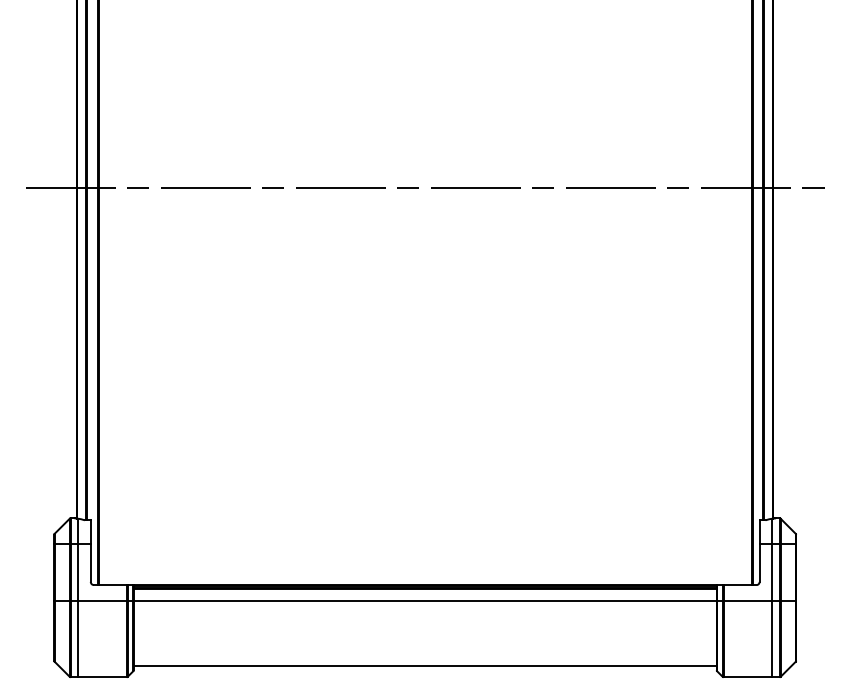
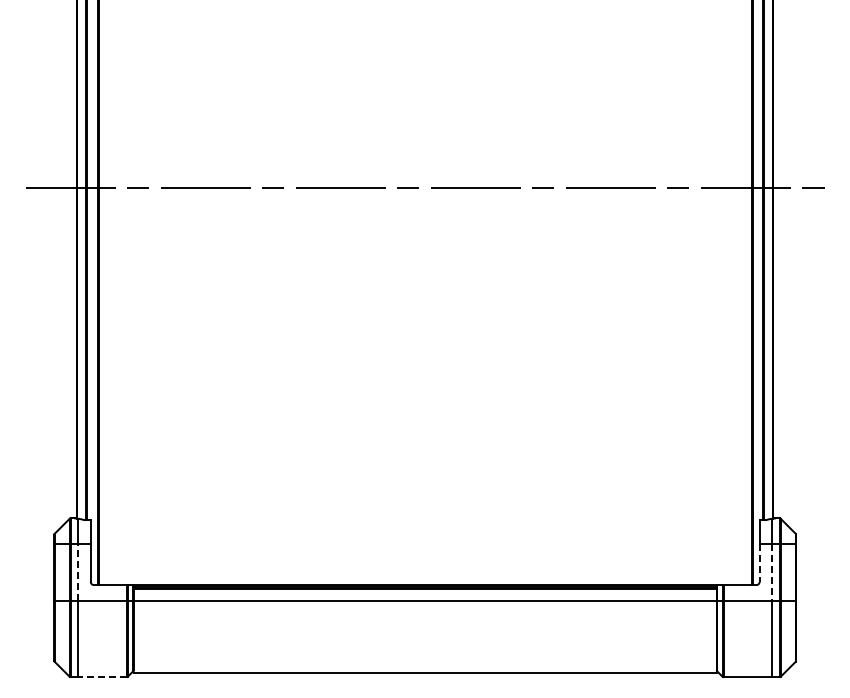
line: solid -> dashed (759, 563)
line: solid -> dashed (78, 572)
line: solid -> dashed (772, 572)
line position: (424, 666) -> (424, 673) (424, 673)
line: solid -> dashed (101, 677)
